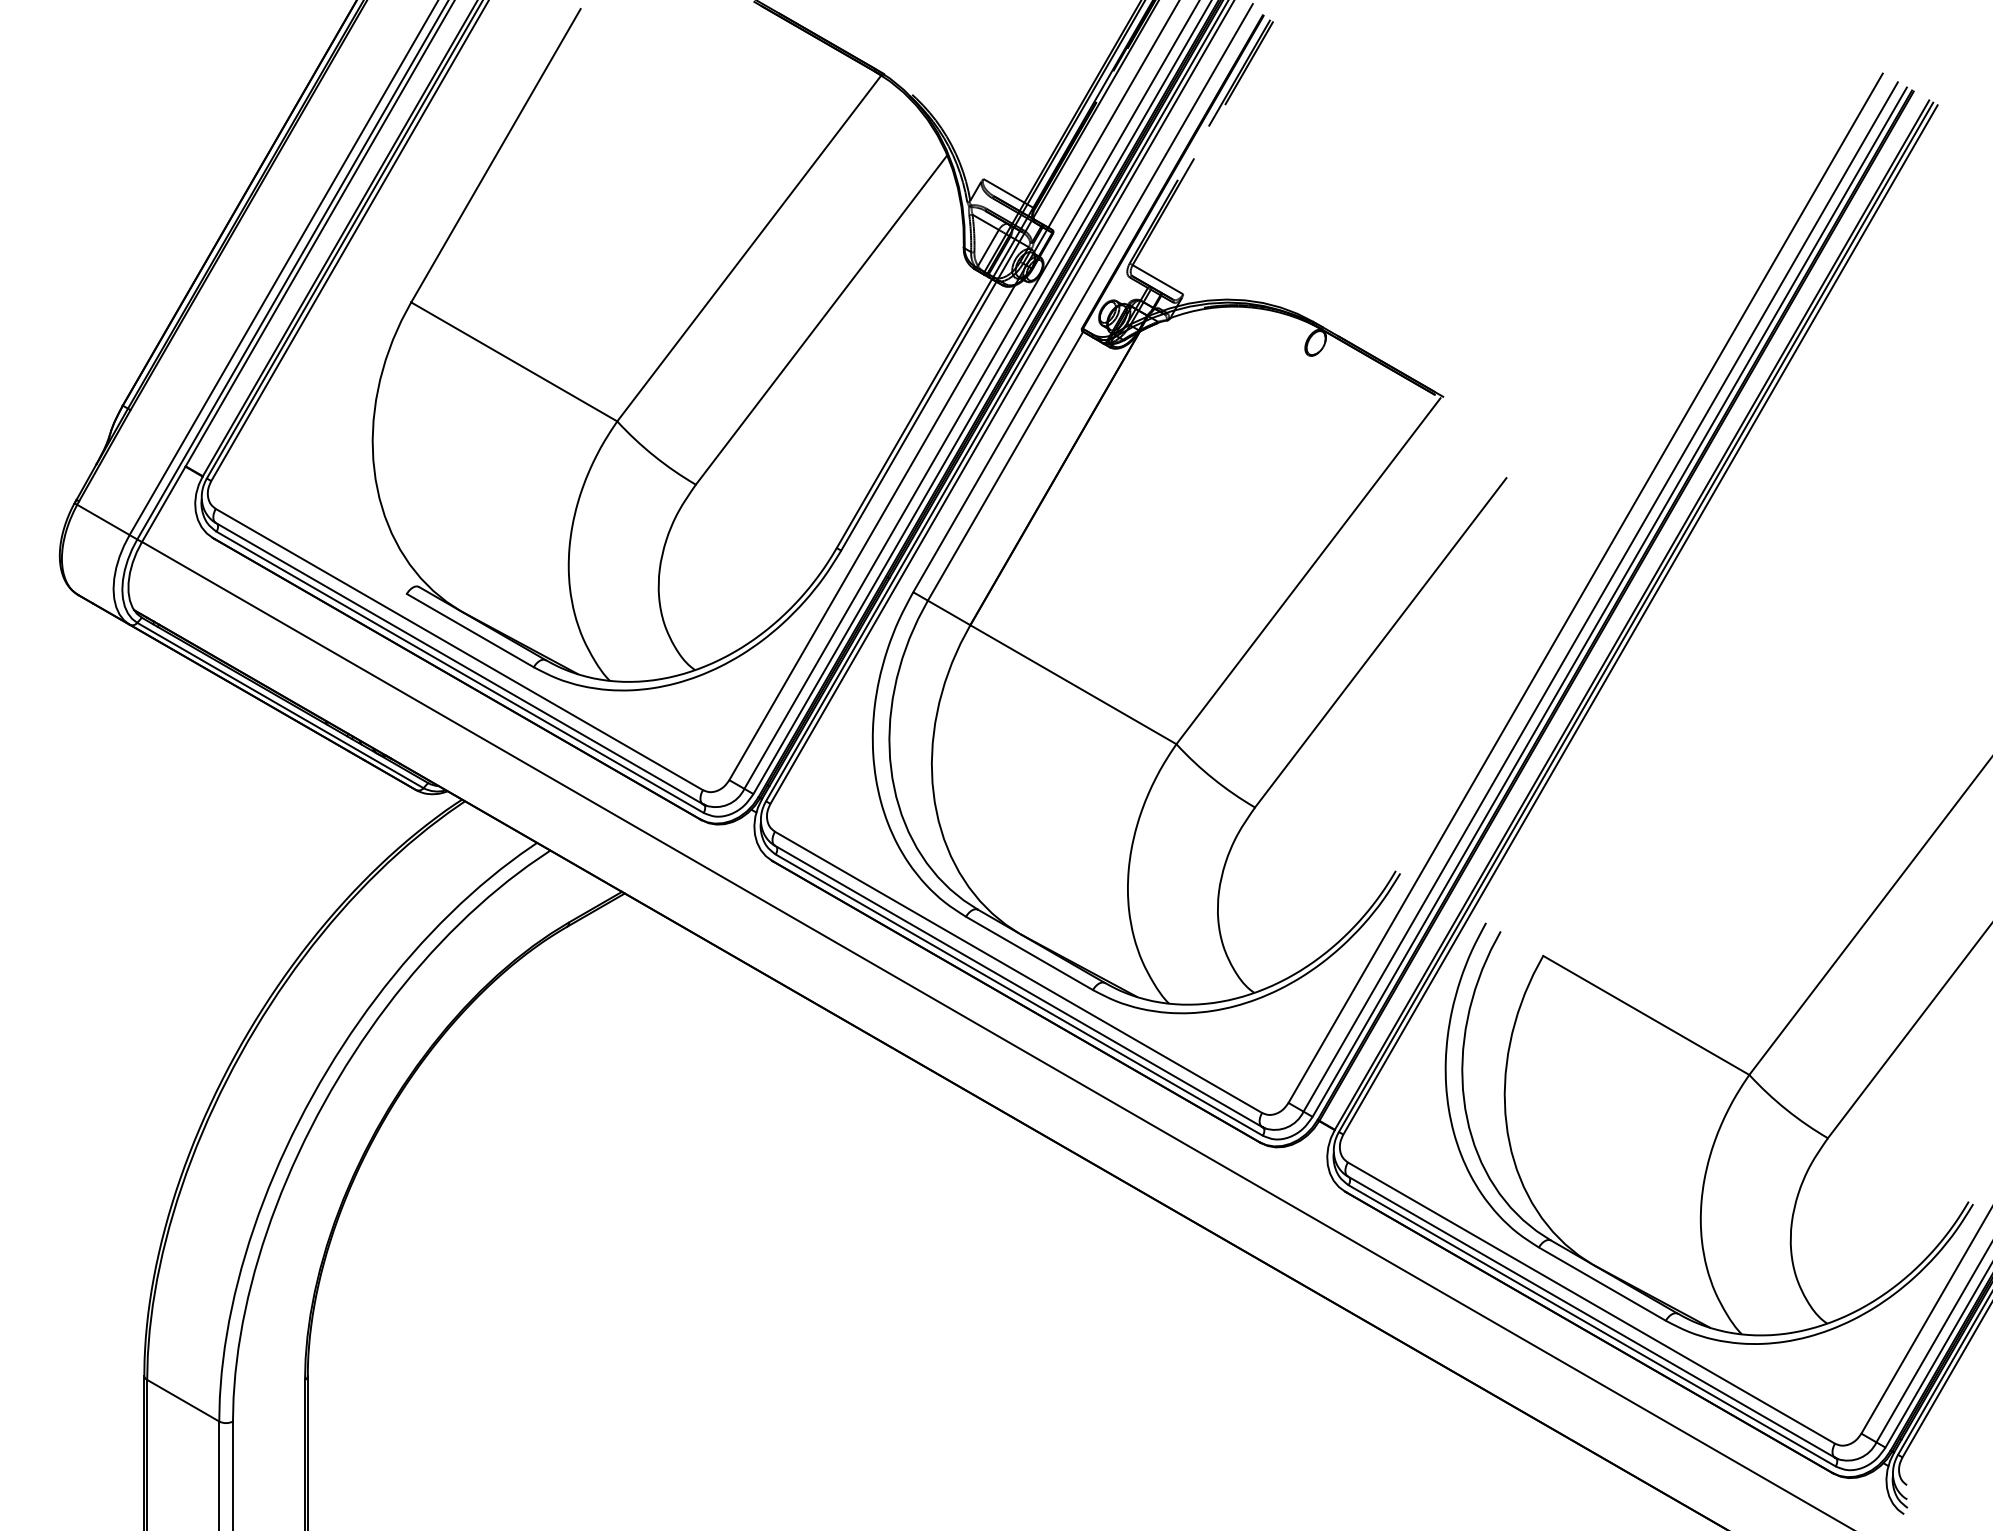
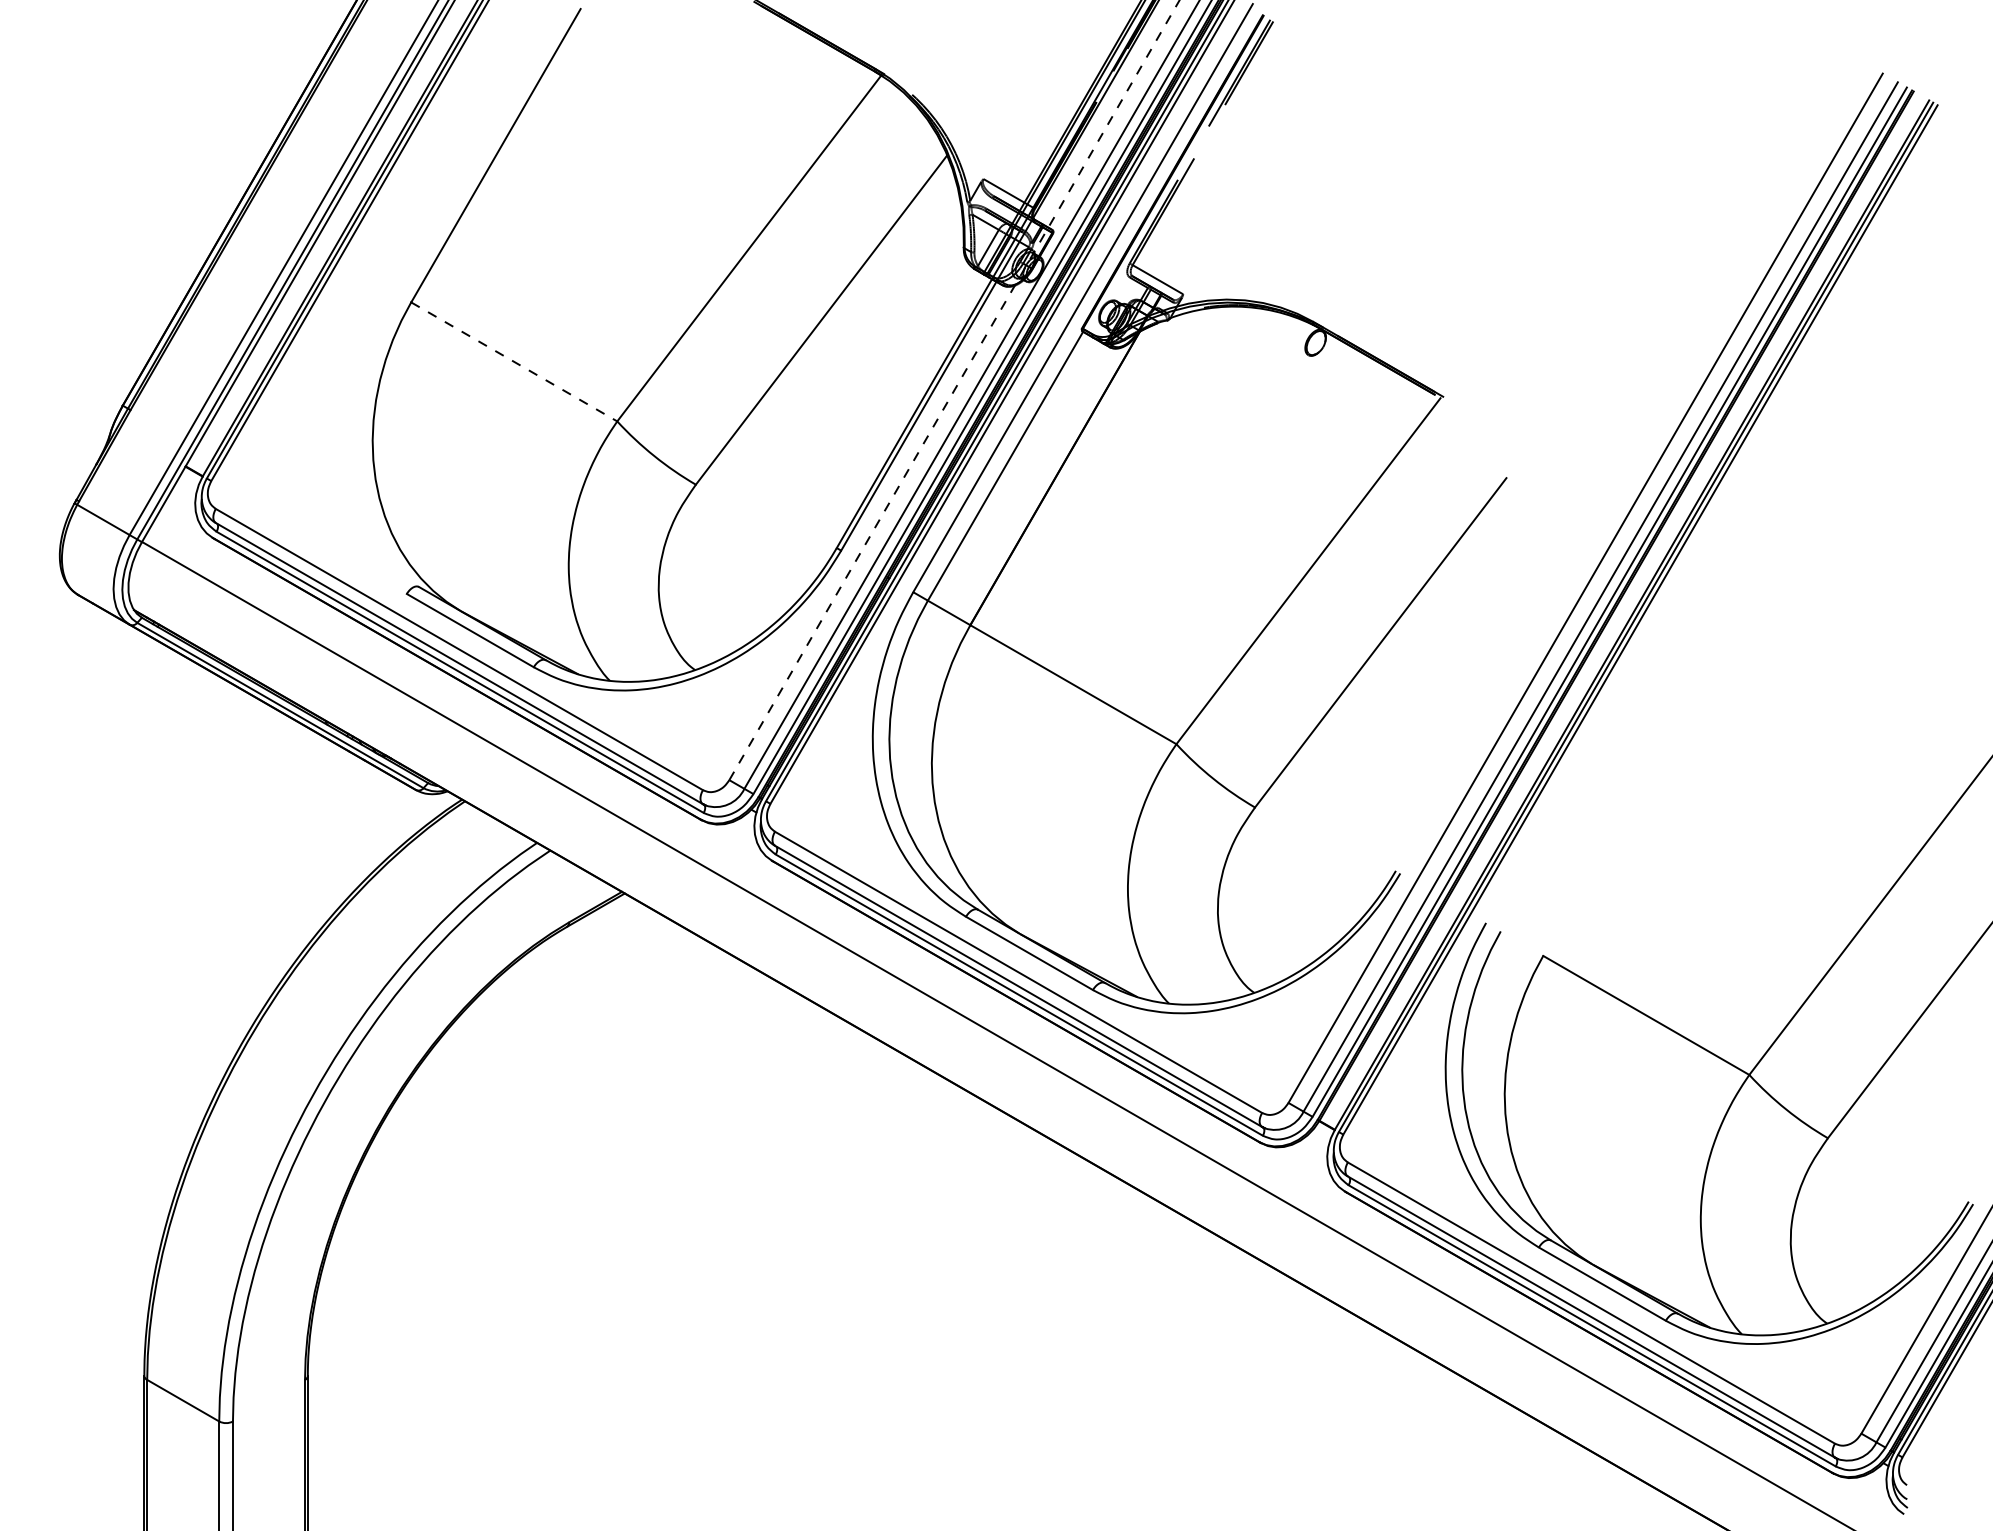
line: solid -> dashed (514, 361)
line: solid -> dashed (954, 389)
